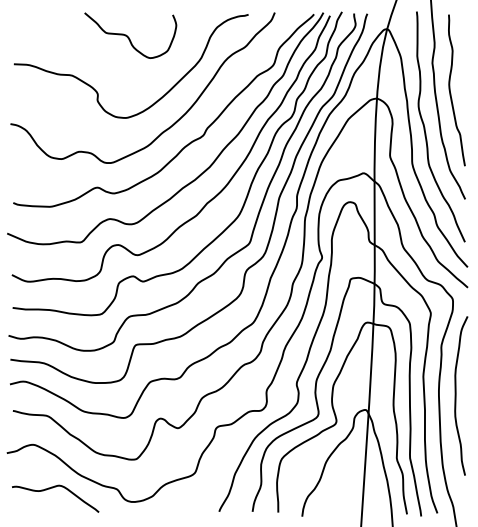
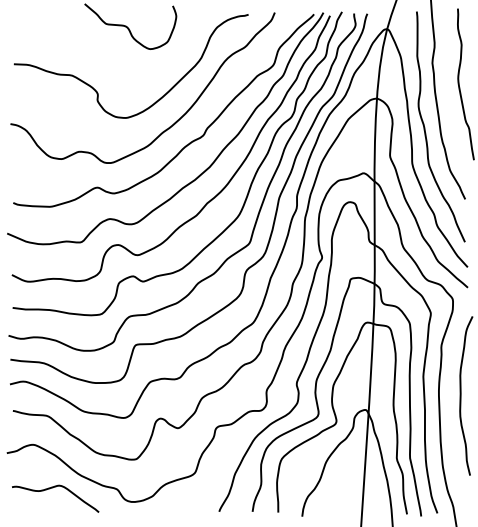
curve position: (128, 36) -> (128, 27) (128, 27)
curve position: (451, 93) -> (460, 87) (460, 87)
curve position: (456, 395) -> (461, 395) (461, 395)
